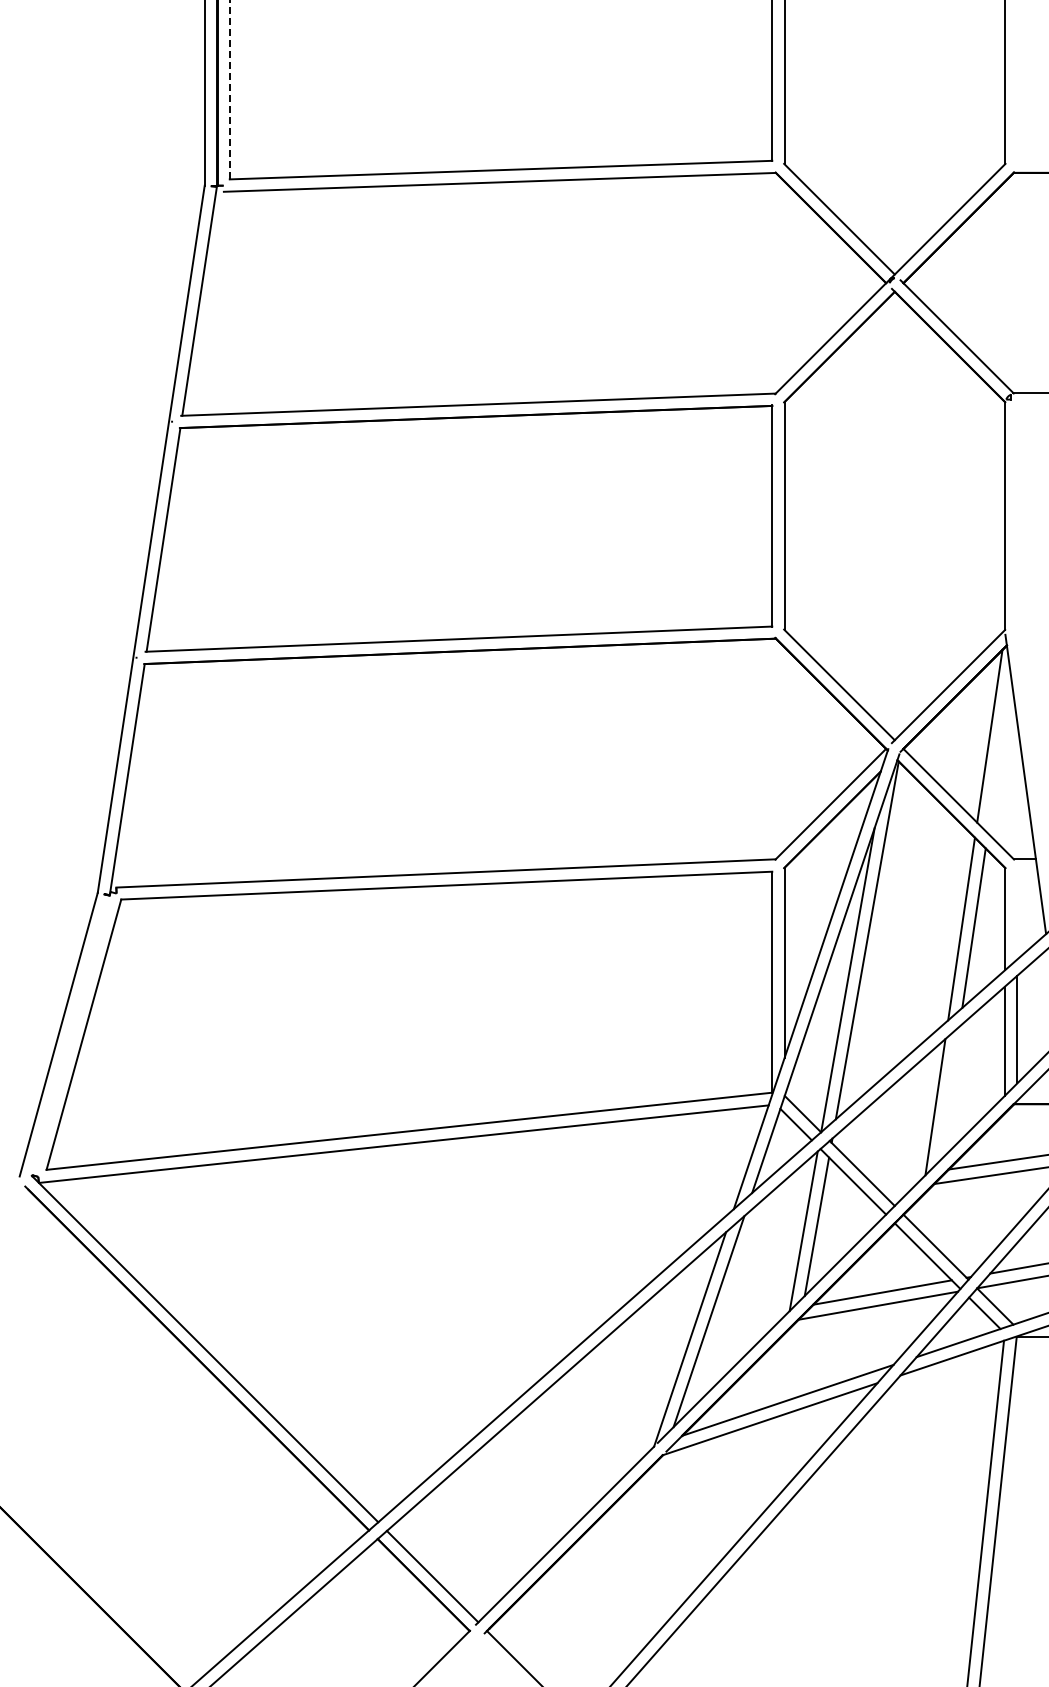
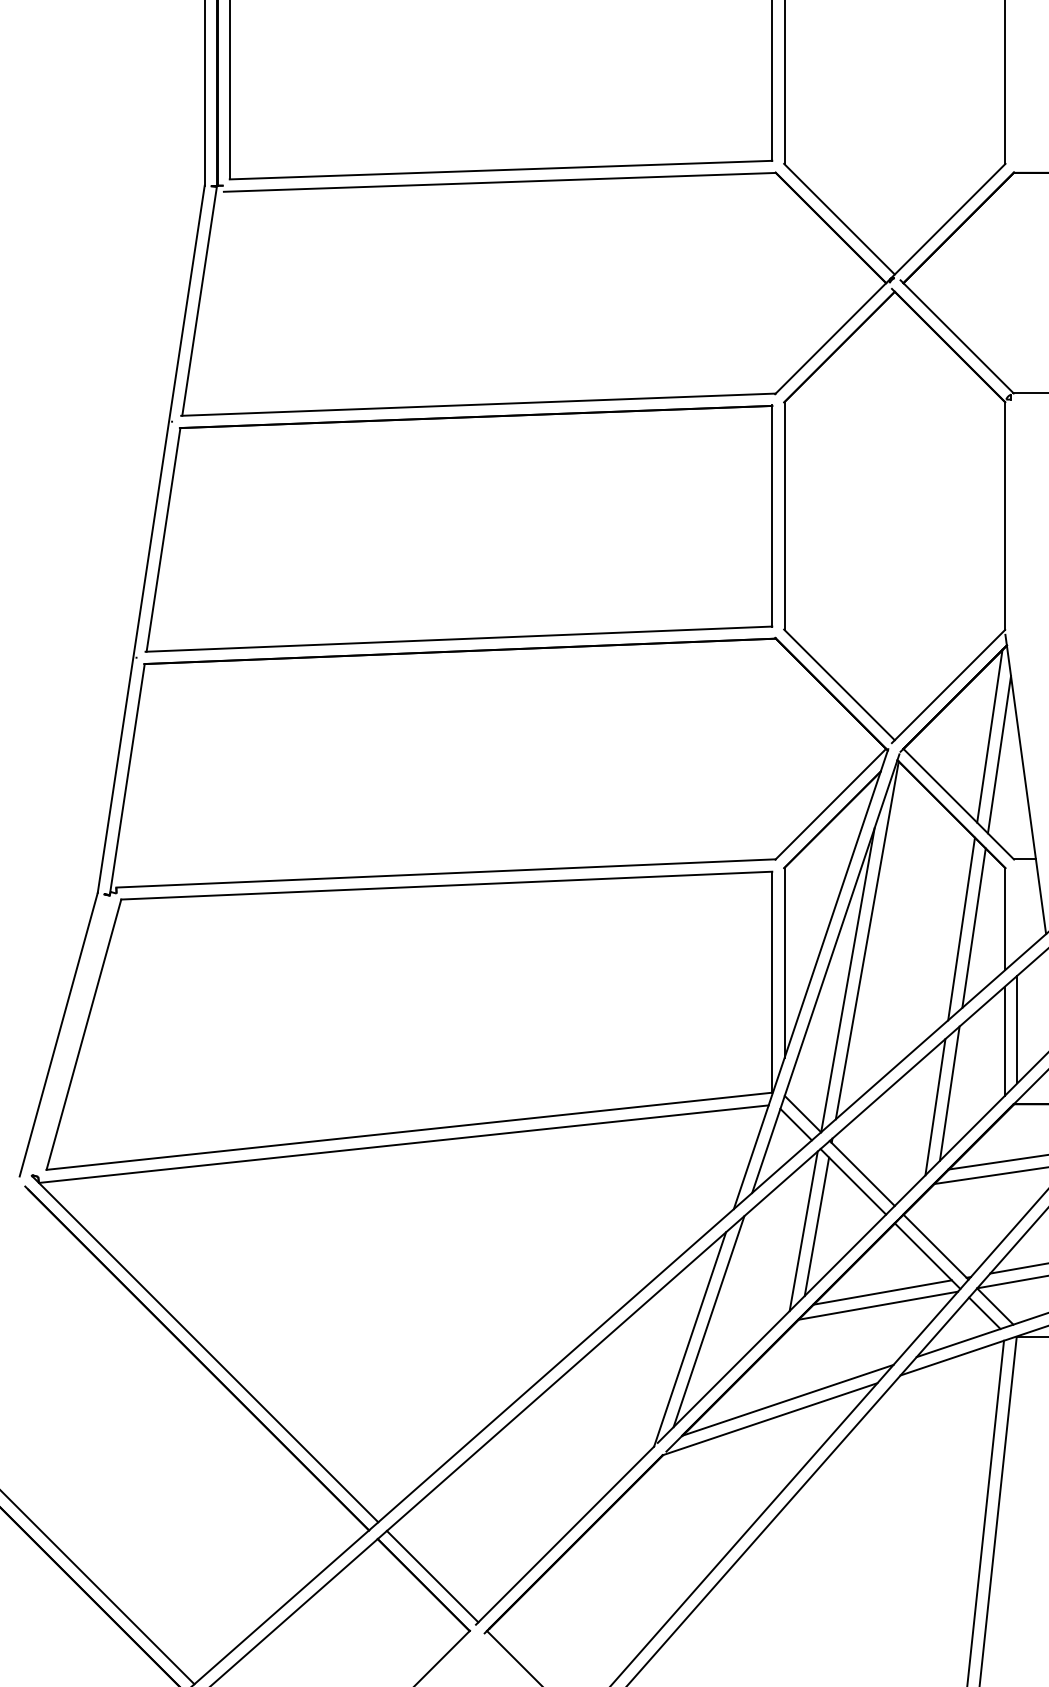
line: dashed -> solid (229, 89)
line: none -> present (999, 754)
line: none -> present (949, 1093)
line: none -> present (97, 1587)
